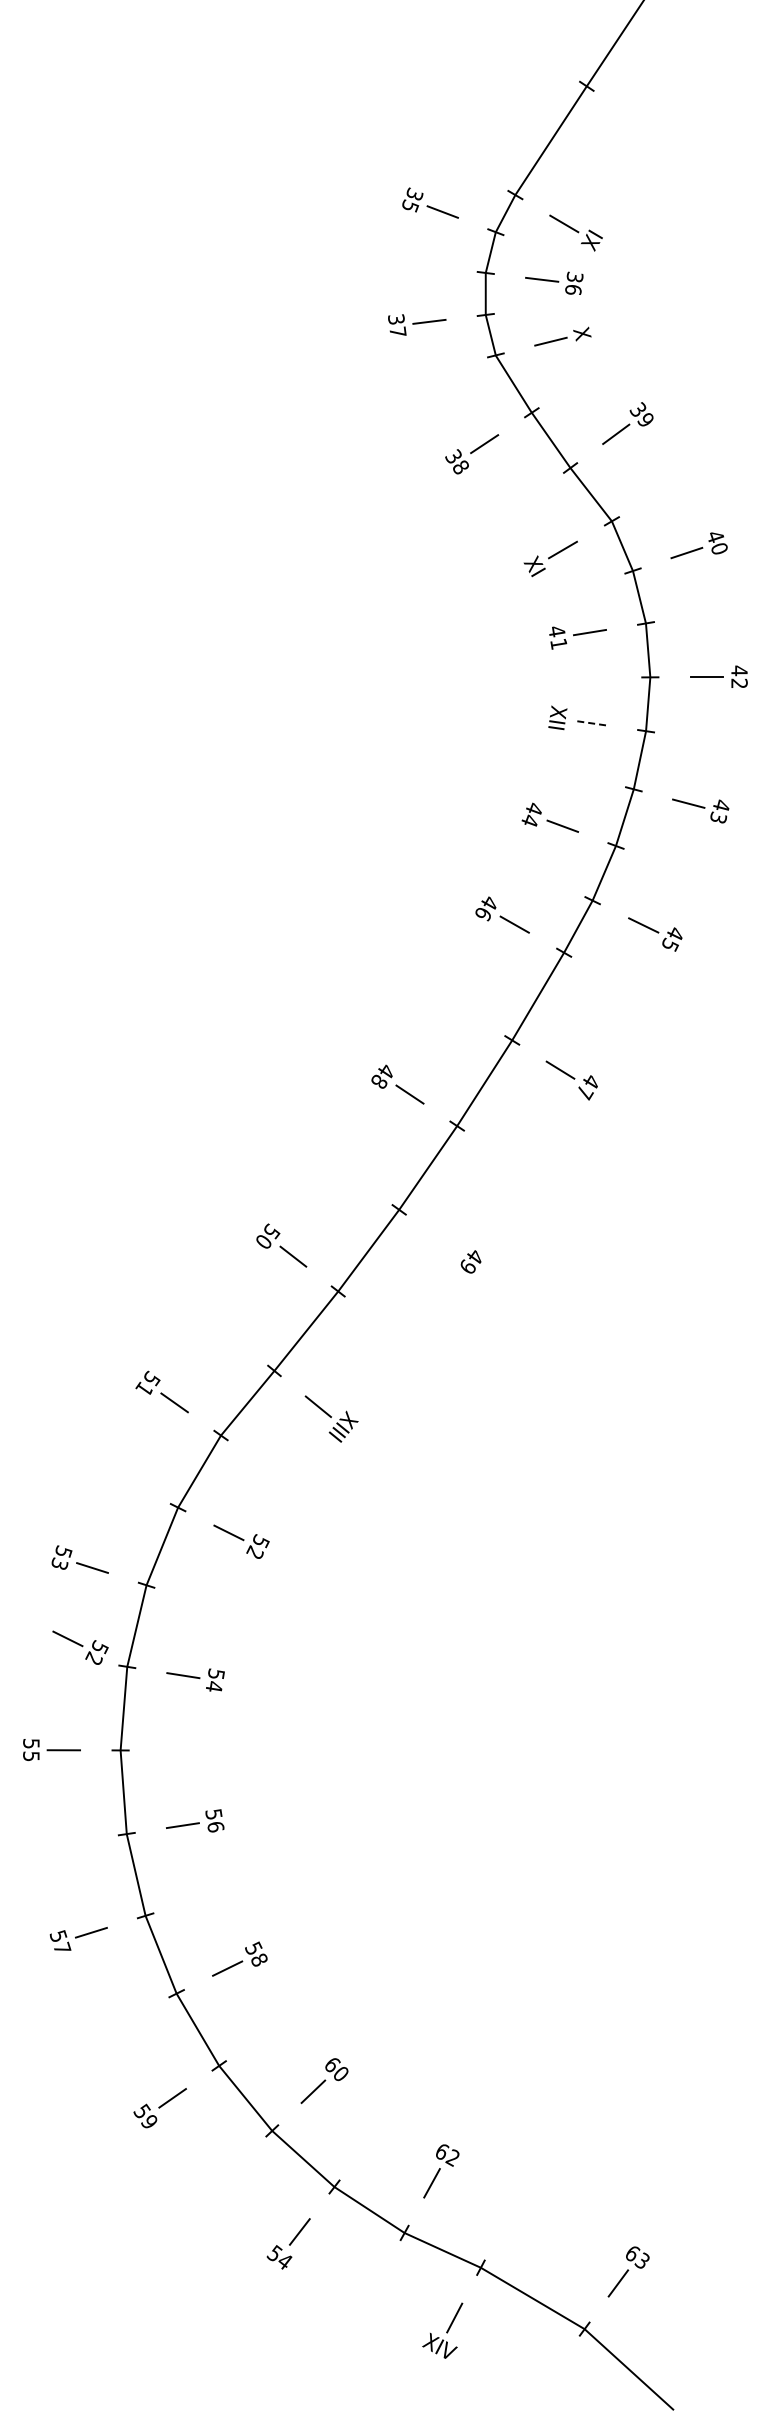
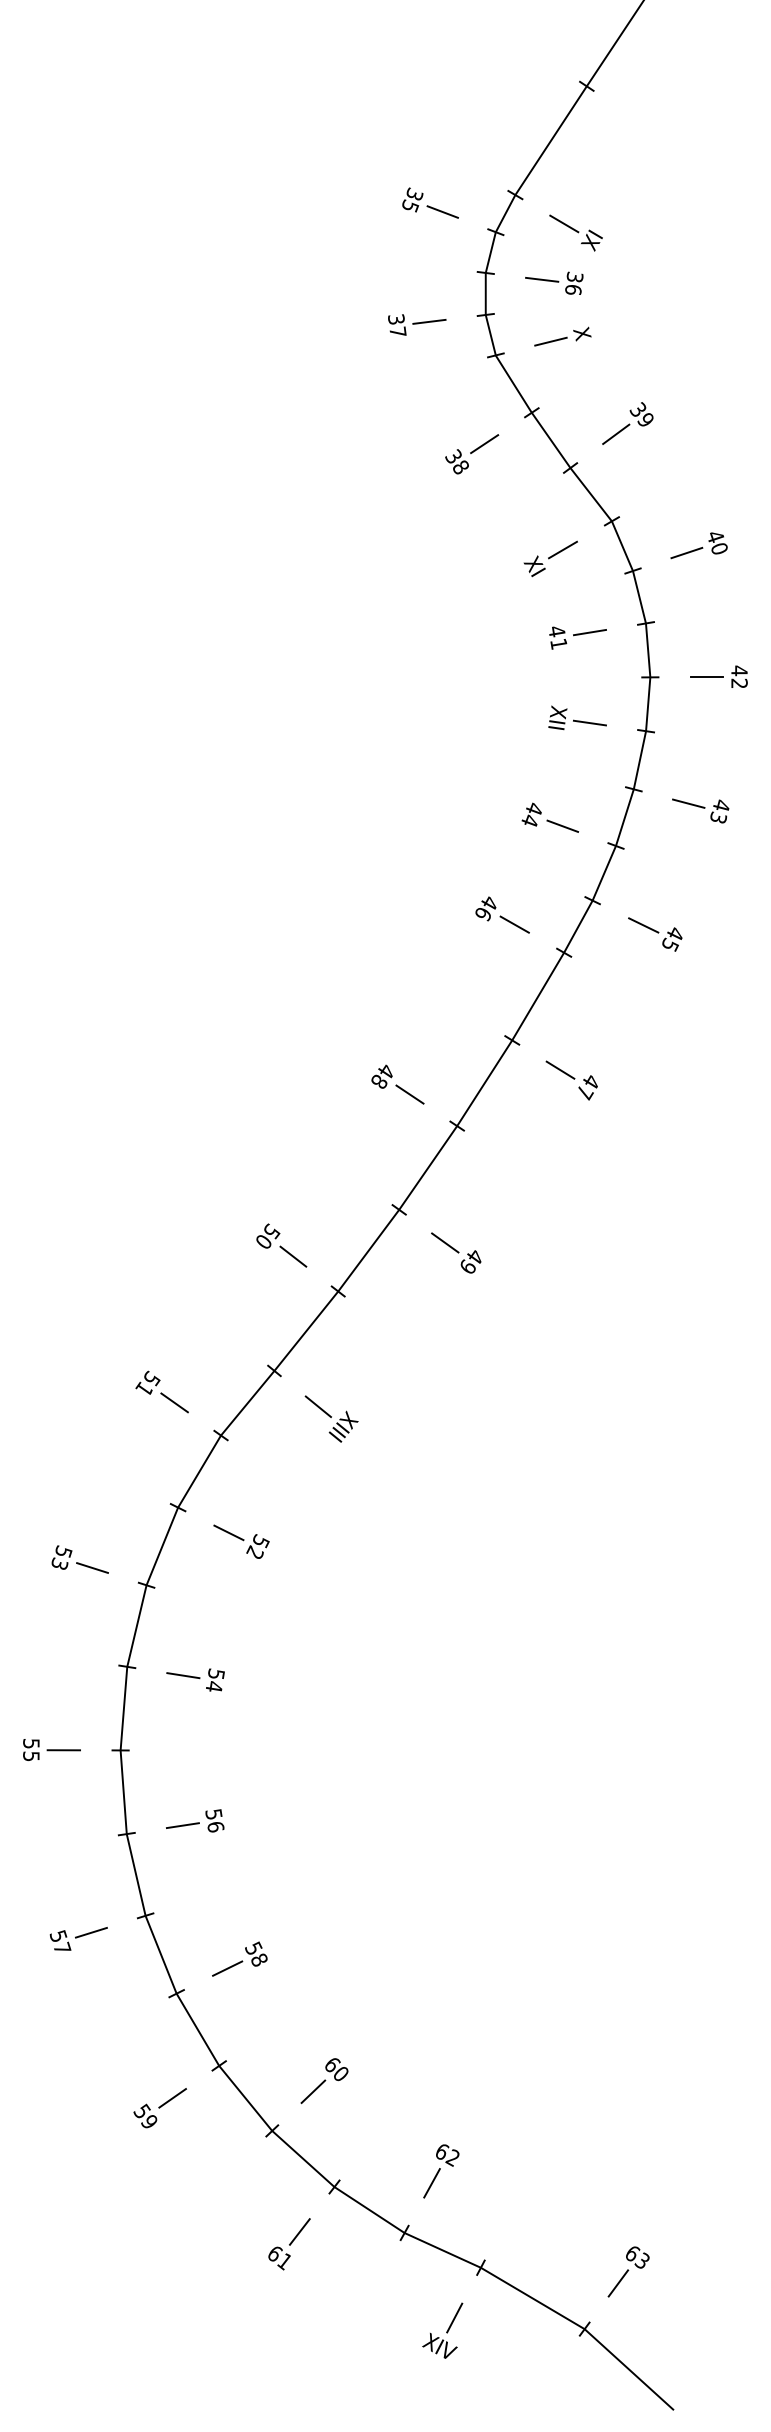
line: dashed -> solid (589, 723)
line: none -> present (445, 1242)
part: present -> none (80, 1647)
text: 54 -> 61 (279, 2257)
